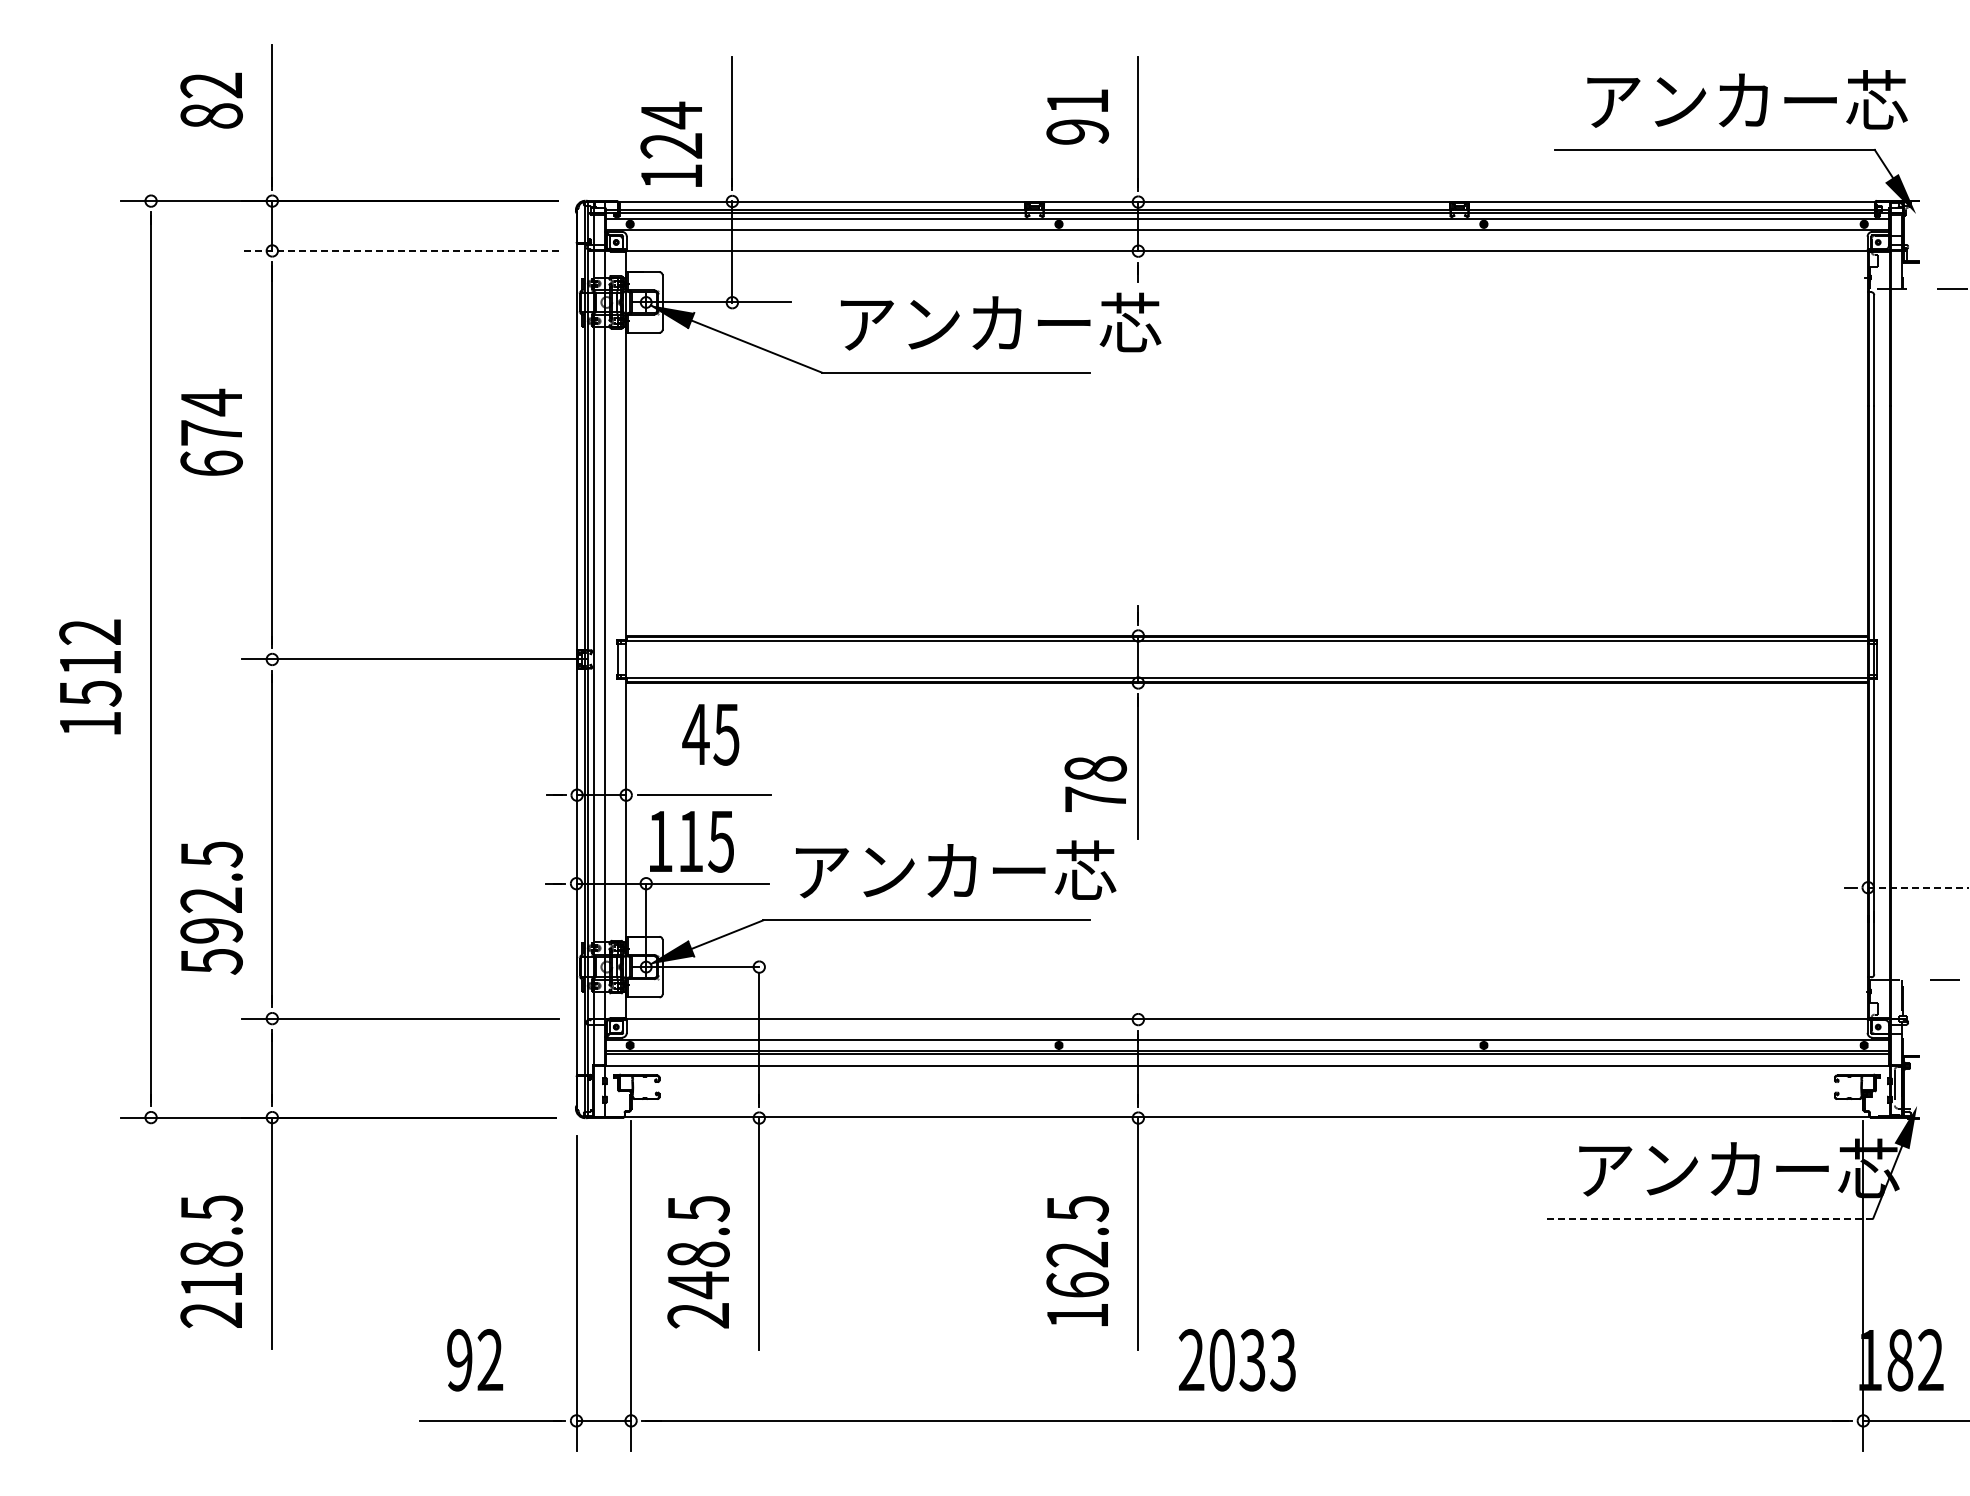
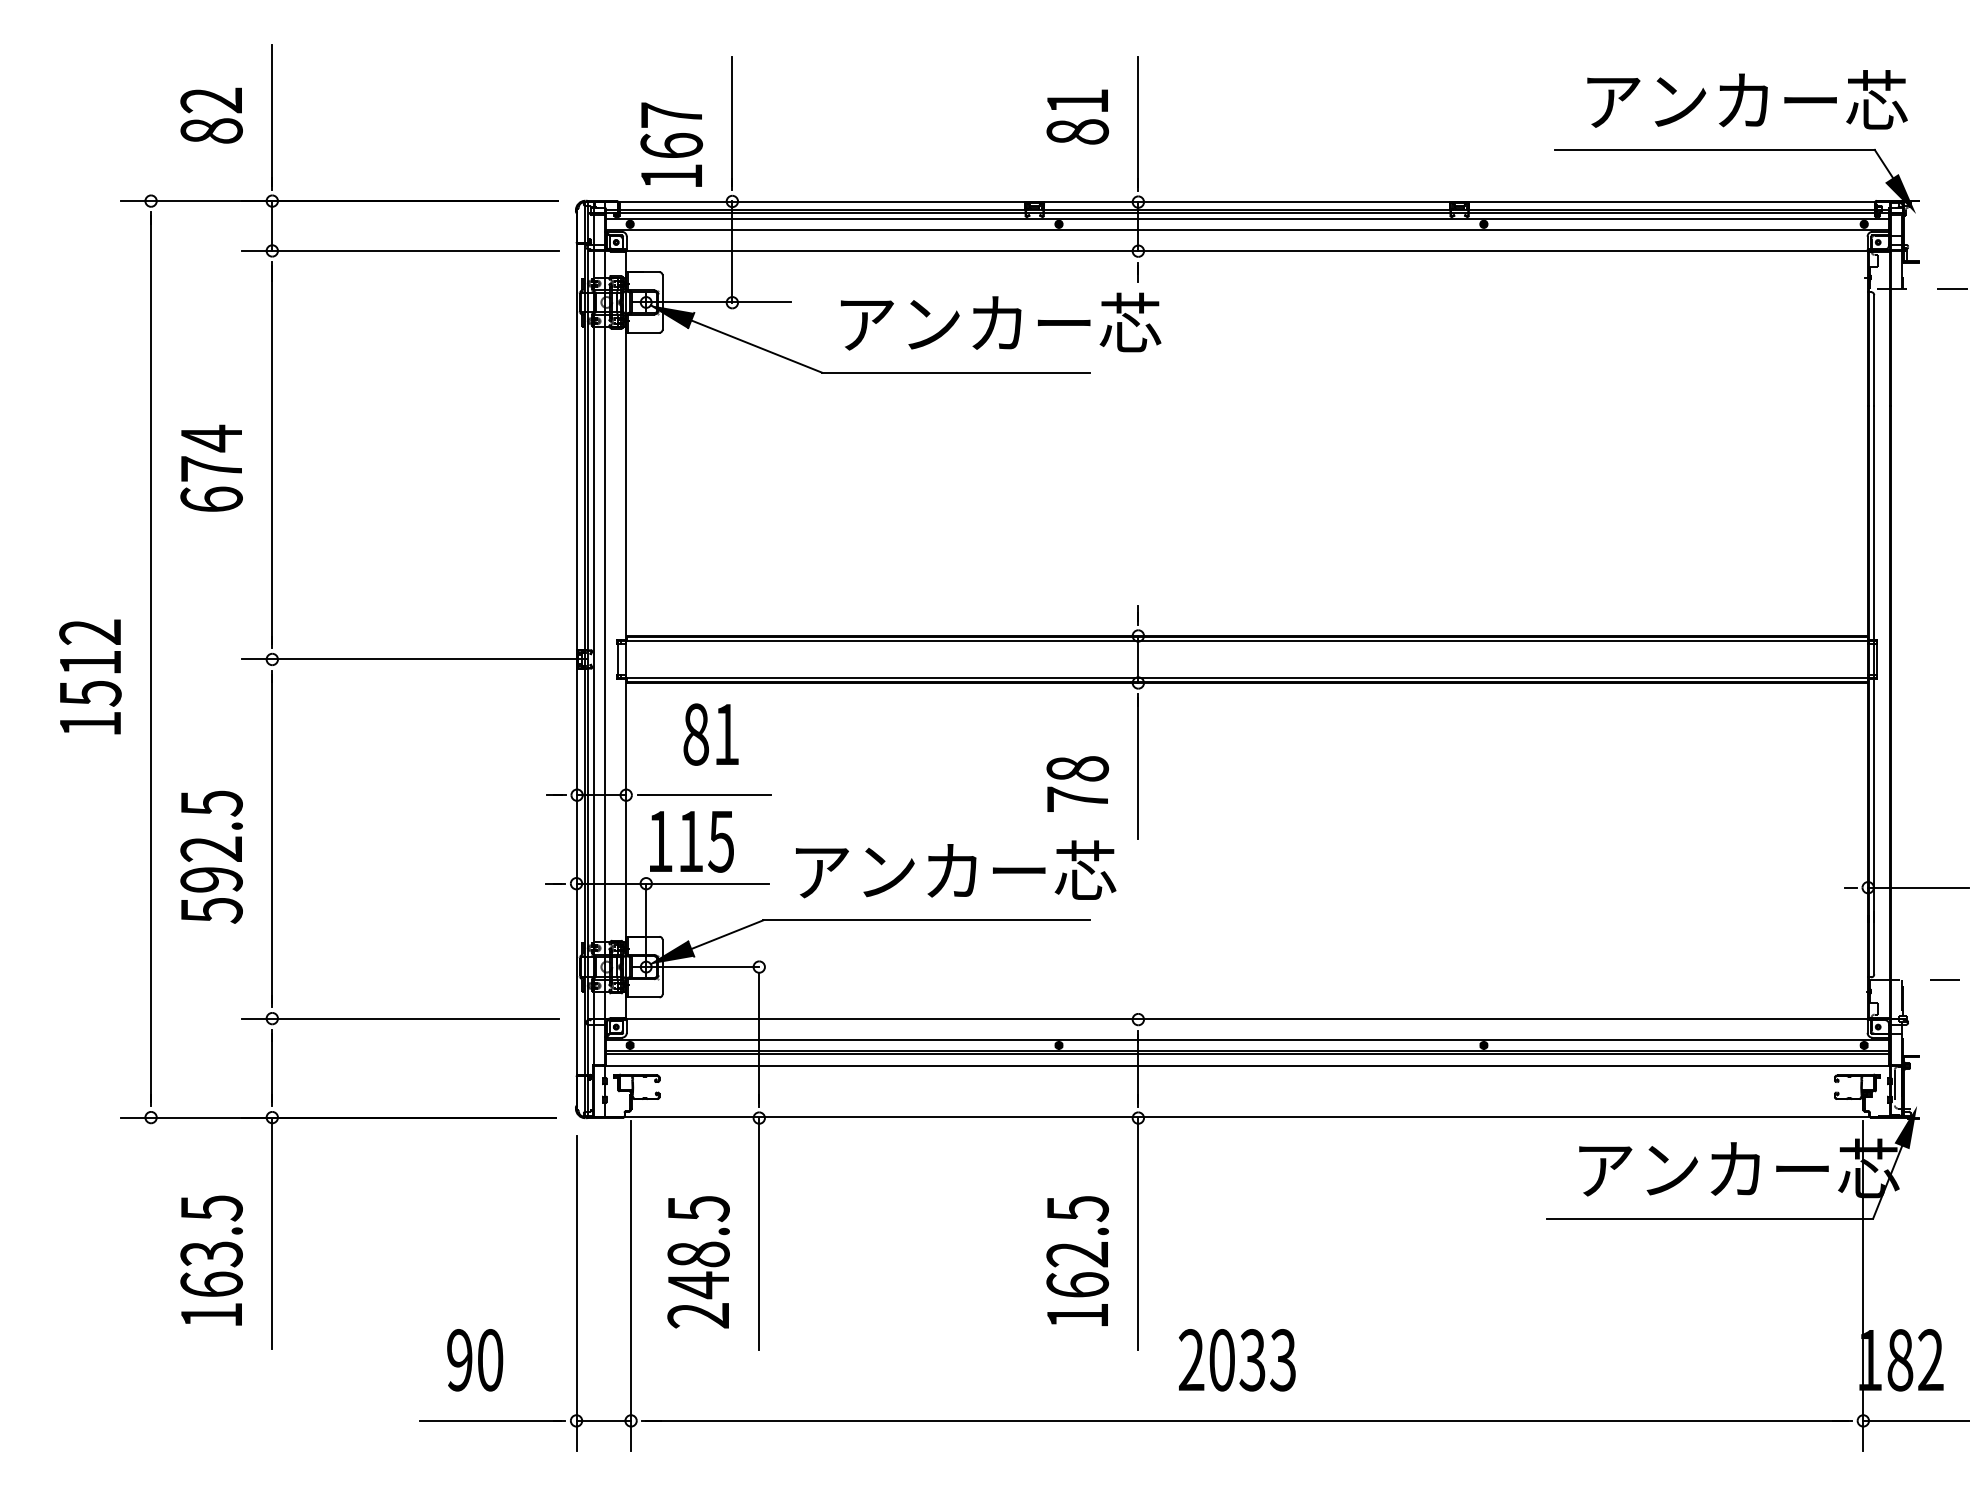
text position: (211, 100) -> (211, 115) (211, 115)
text: 124 -> 167 (671, 129)
text: 91 -> 81 (1077, 131)
line: dashed -> solid (399, 250)
text position: (211, 431) -> (211, 467) (211, 467)
text: 45 -> 81 (710, 734)
text position: (1095, 783) -> (1077, 783) (1077, 783)
line: dashed -> solid (1918, 887)
text position: (211, 907) -> (211, 856) (211, 856)
line: dashed -> solid (1710, 1218)
text: 218.5 -> 163.5 (211, 1284)
text: 92 -> 90 (490, 1360)
